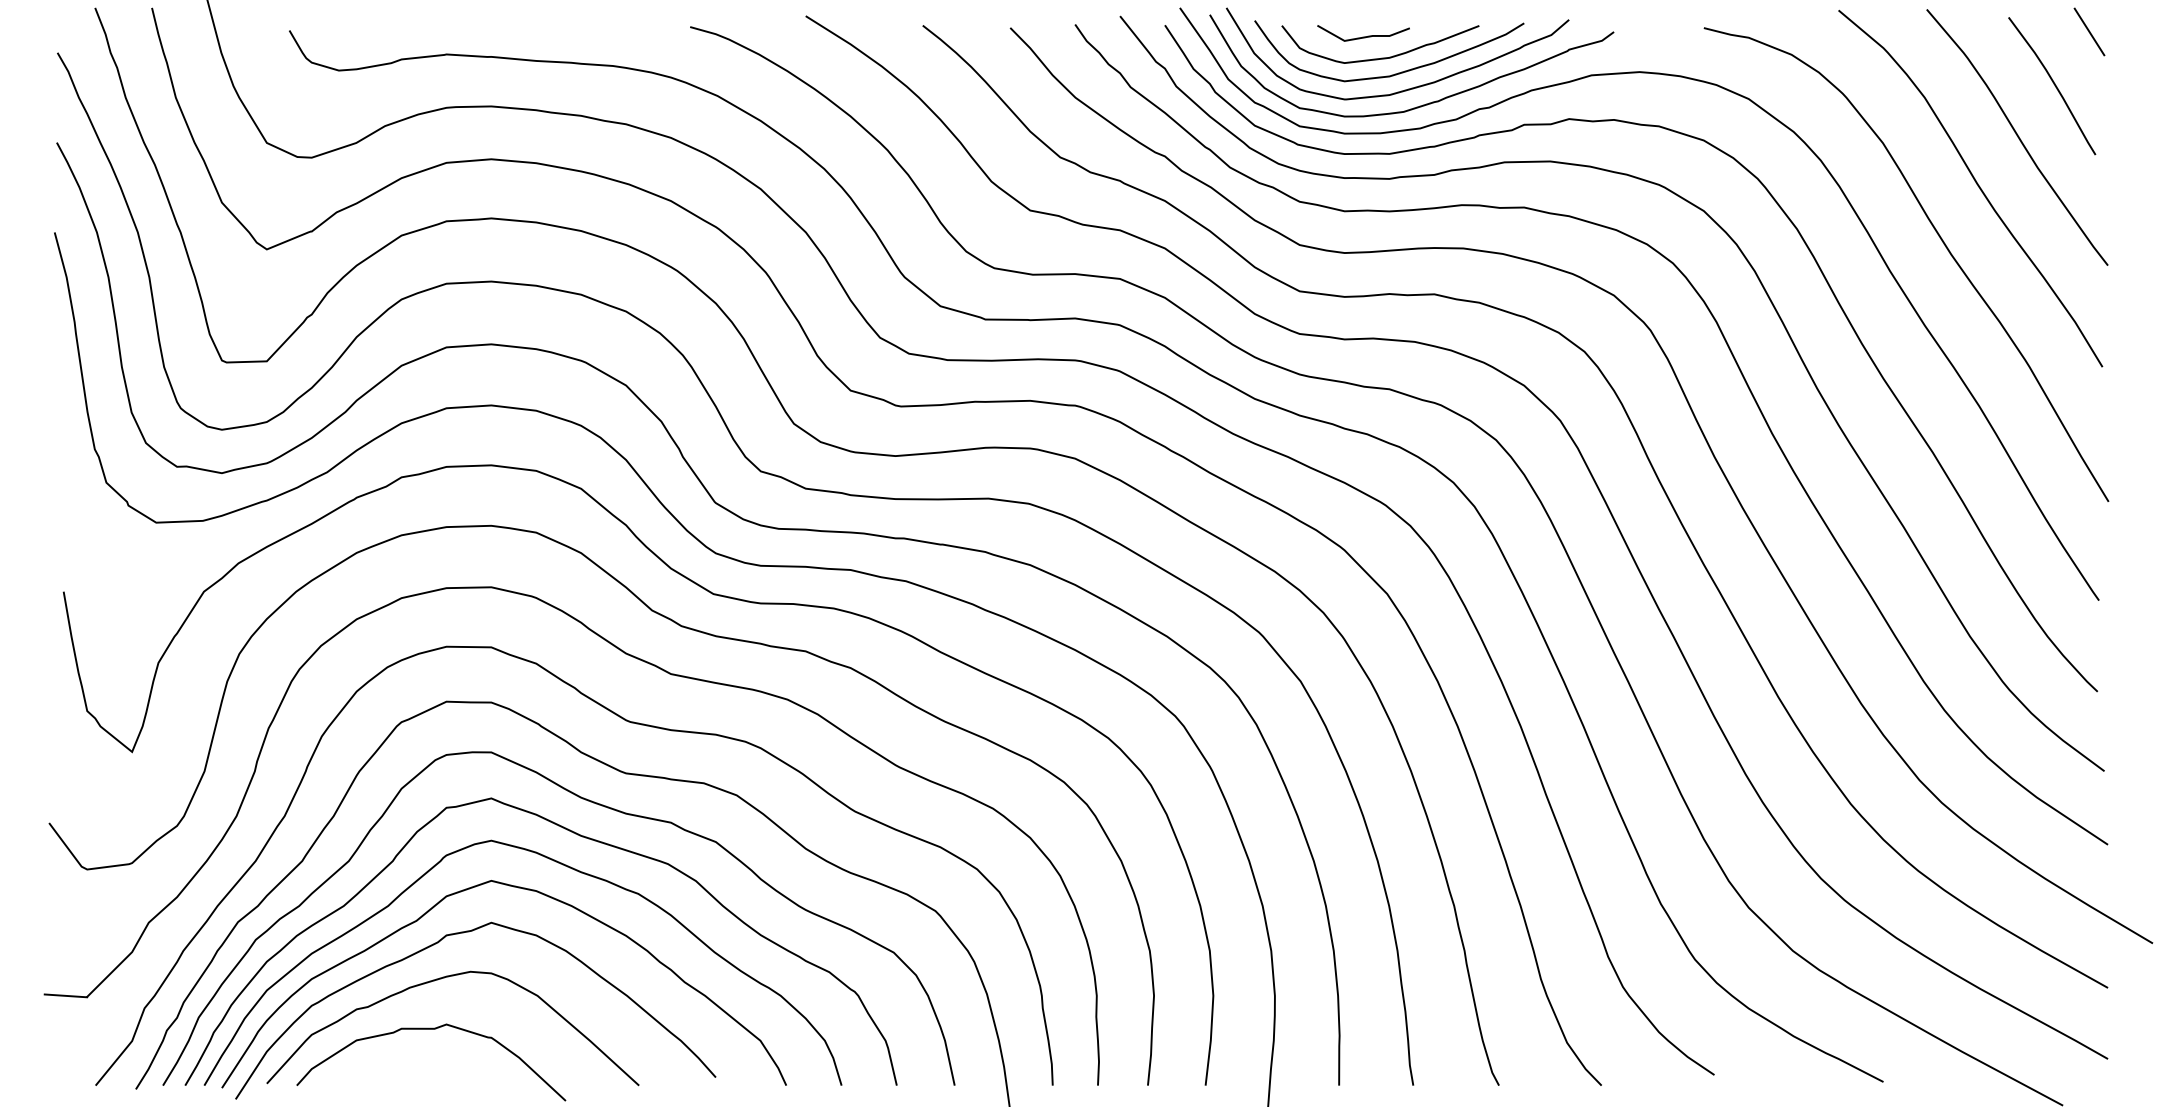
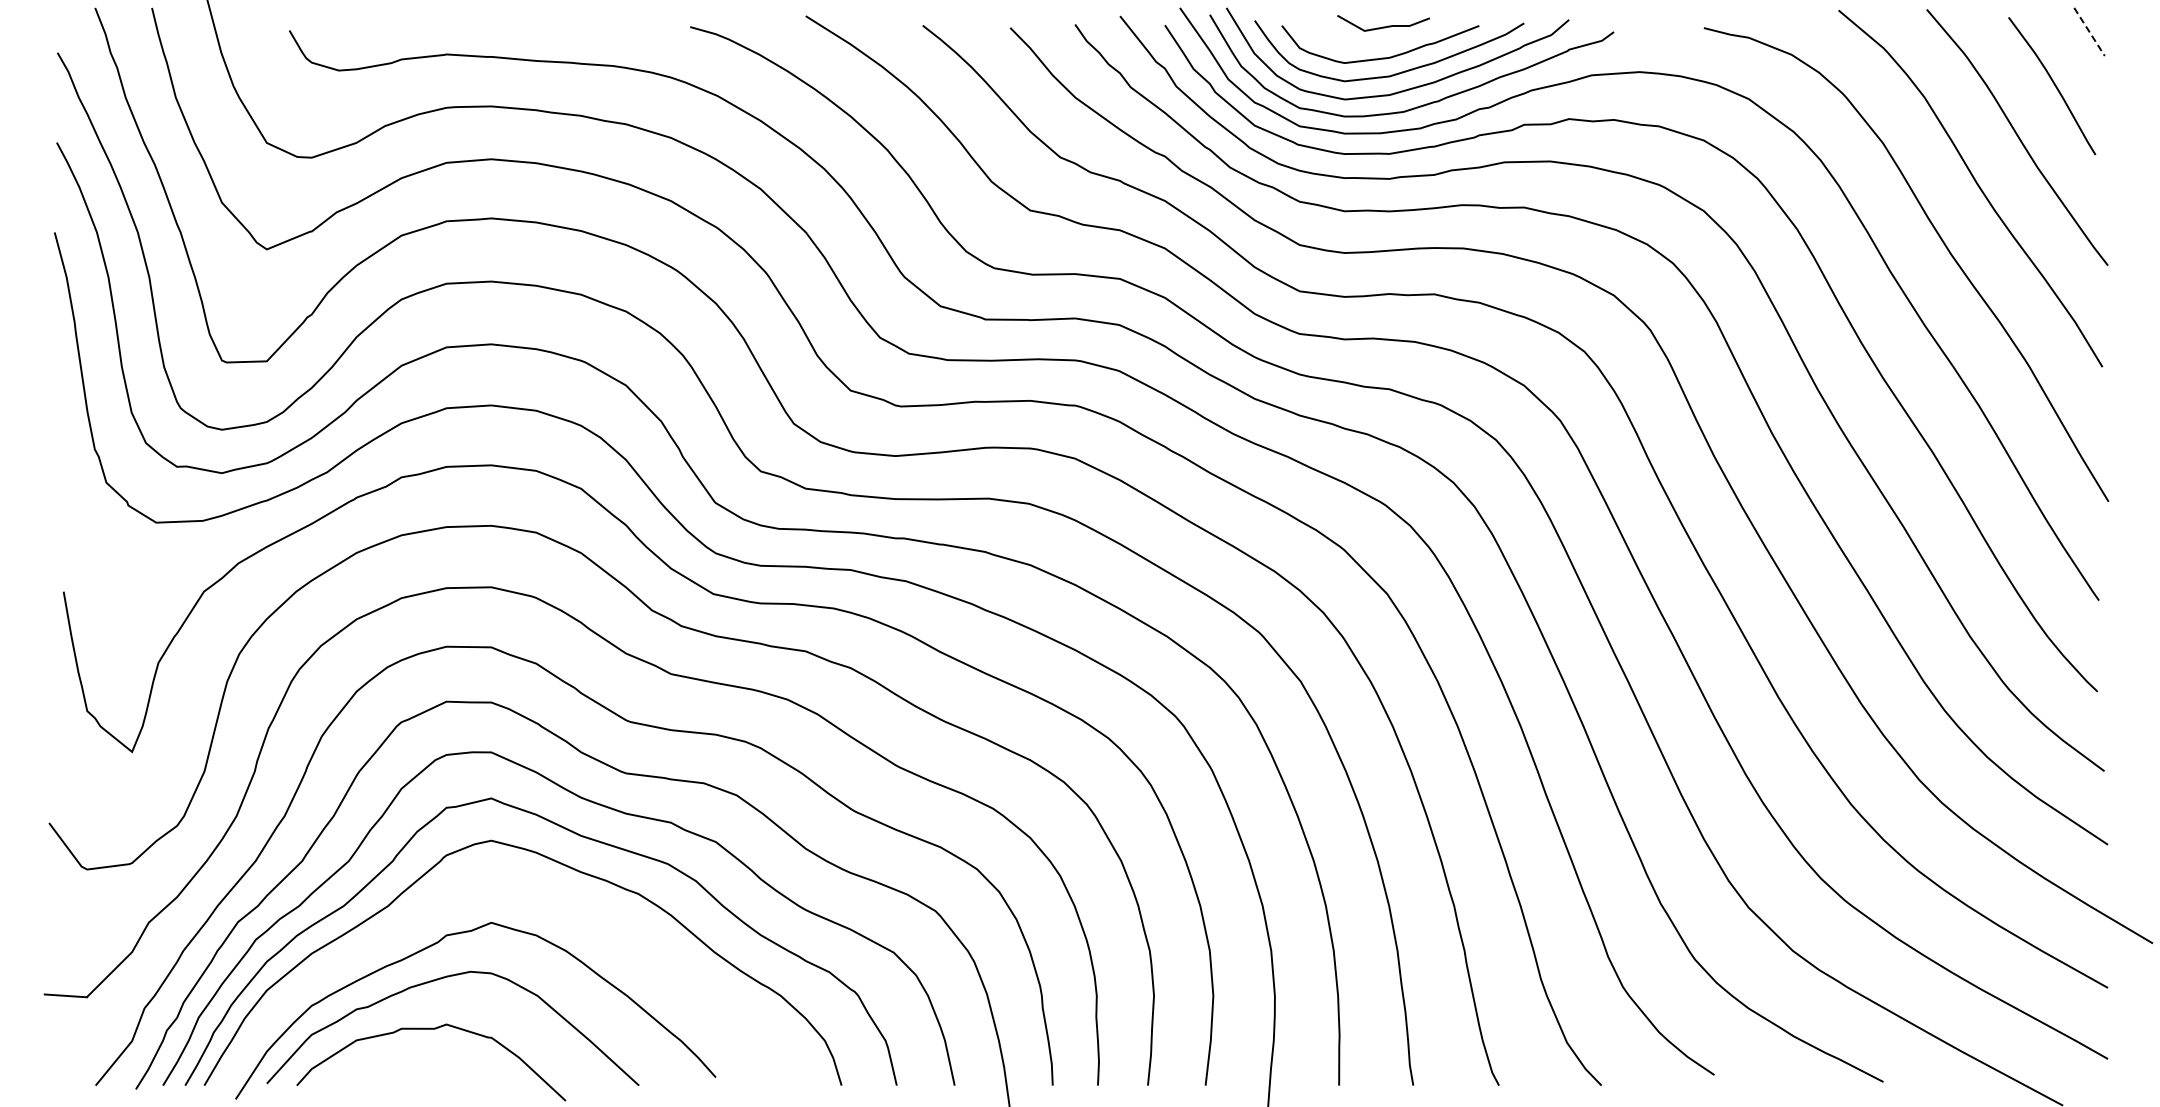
line: solid -> dashed (2089, 31)
line position: (1363, 36) -> (1383, 26) (1383, 26)
curve: present -> none (527, 890)
